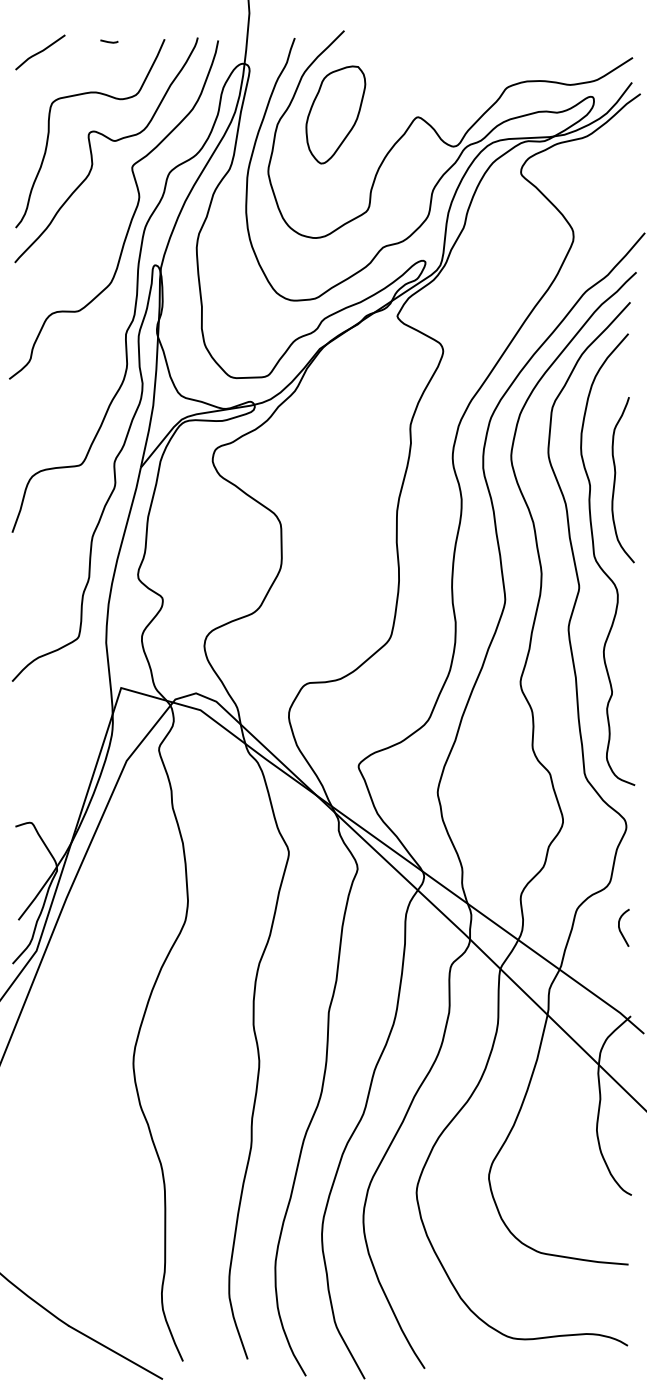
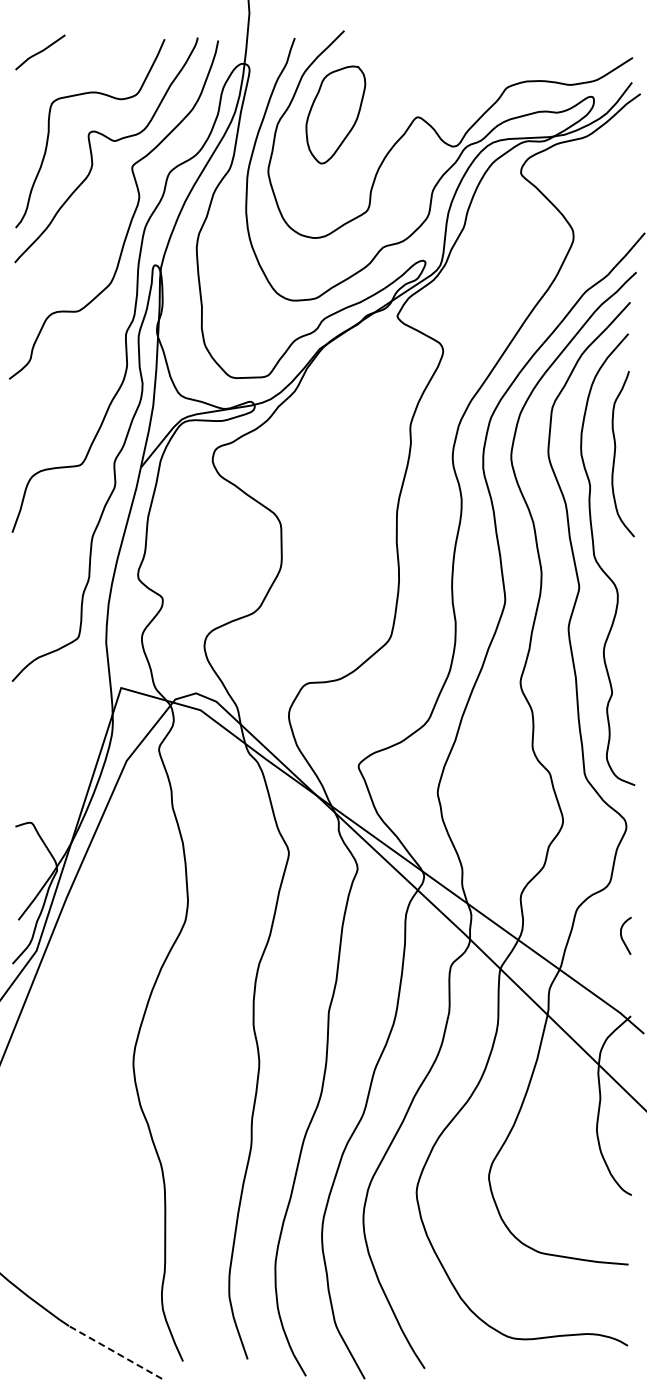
line: present -> none (109, 41)
curve position: (615, 480) -> (615, 454) (615, 454)
curve position: (620, 928) -> (622, 936) (622, 936)
line: solid -> dashed (115, 1352)
